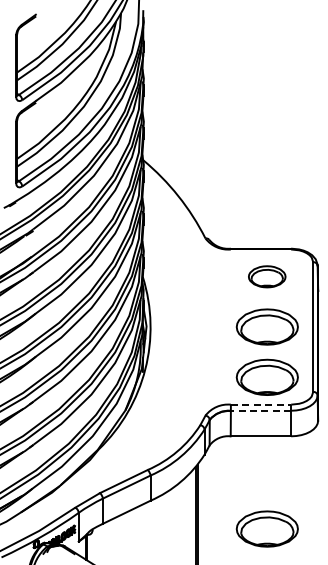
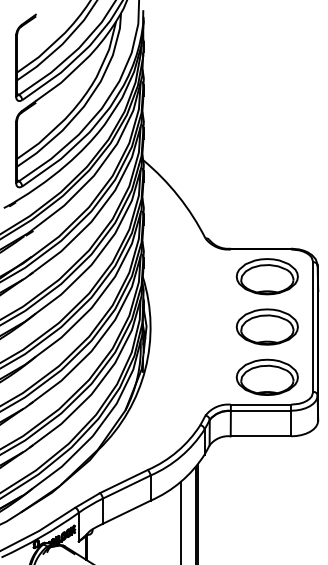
part size: 39x24 px -> 64x38 px (266, 276)
line: dashed -> solid (261, 404)
line: dashed -> solid (260, 410)
line: none -> present (181, 521)
part: present -> none (266, 528)
